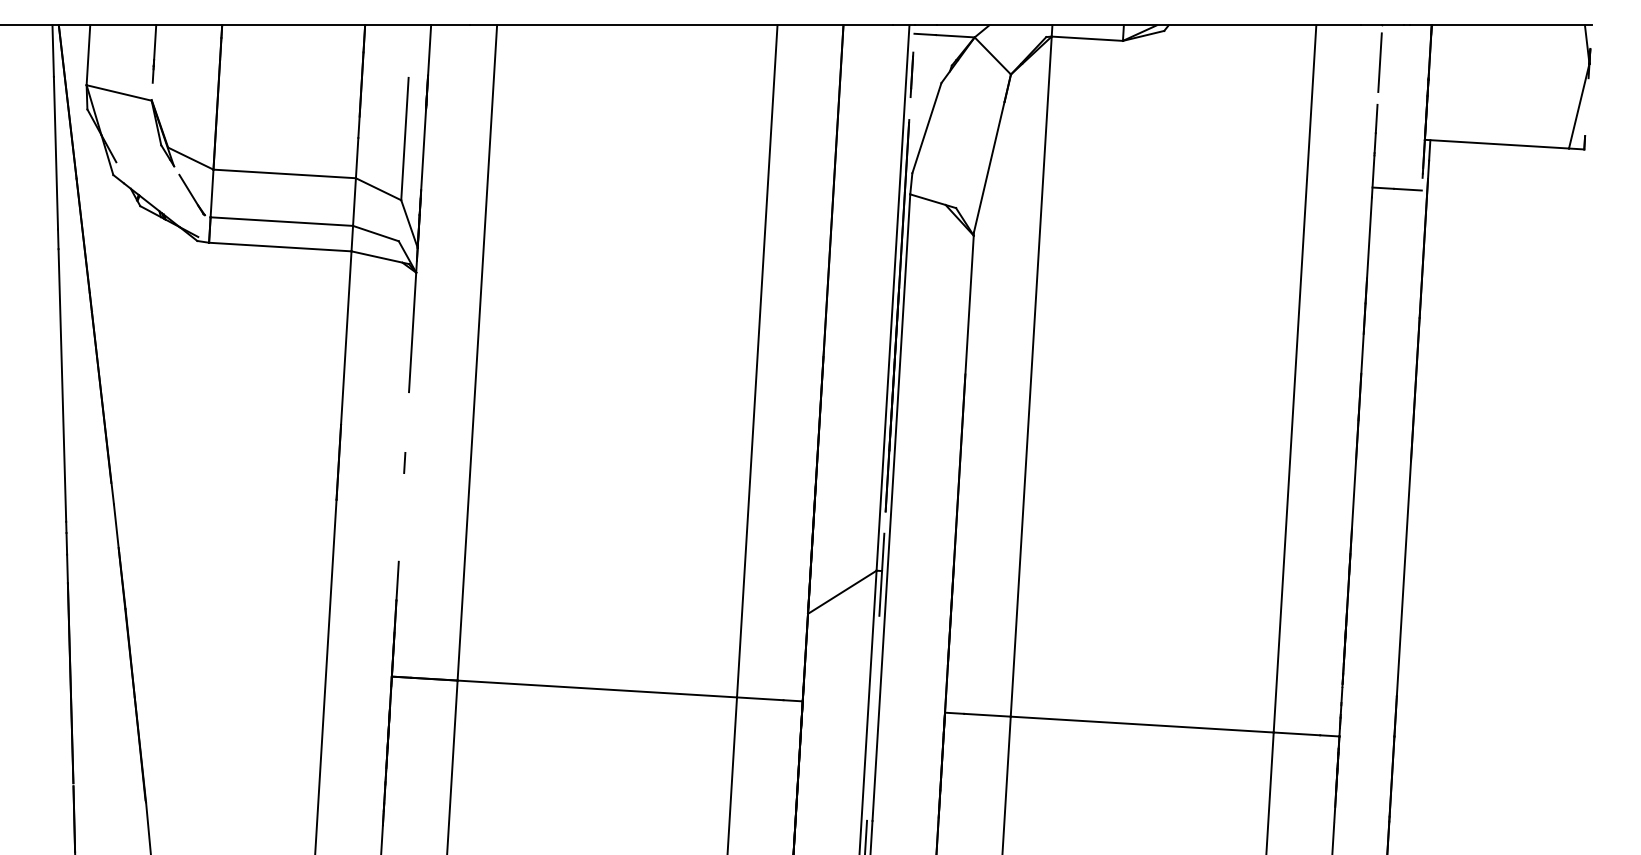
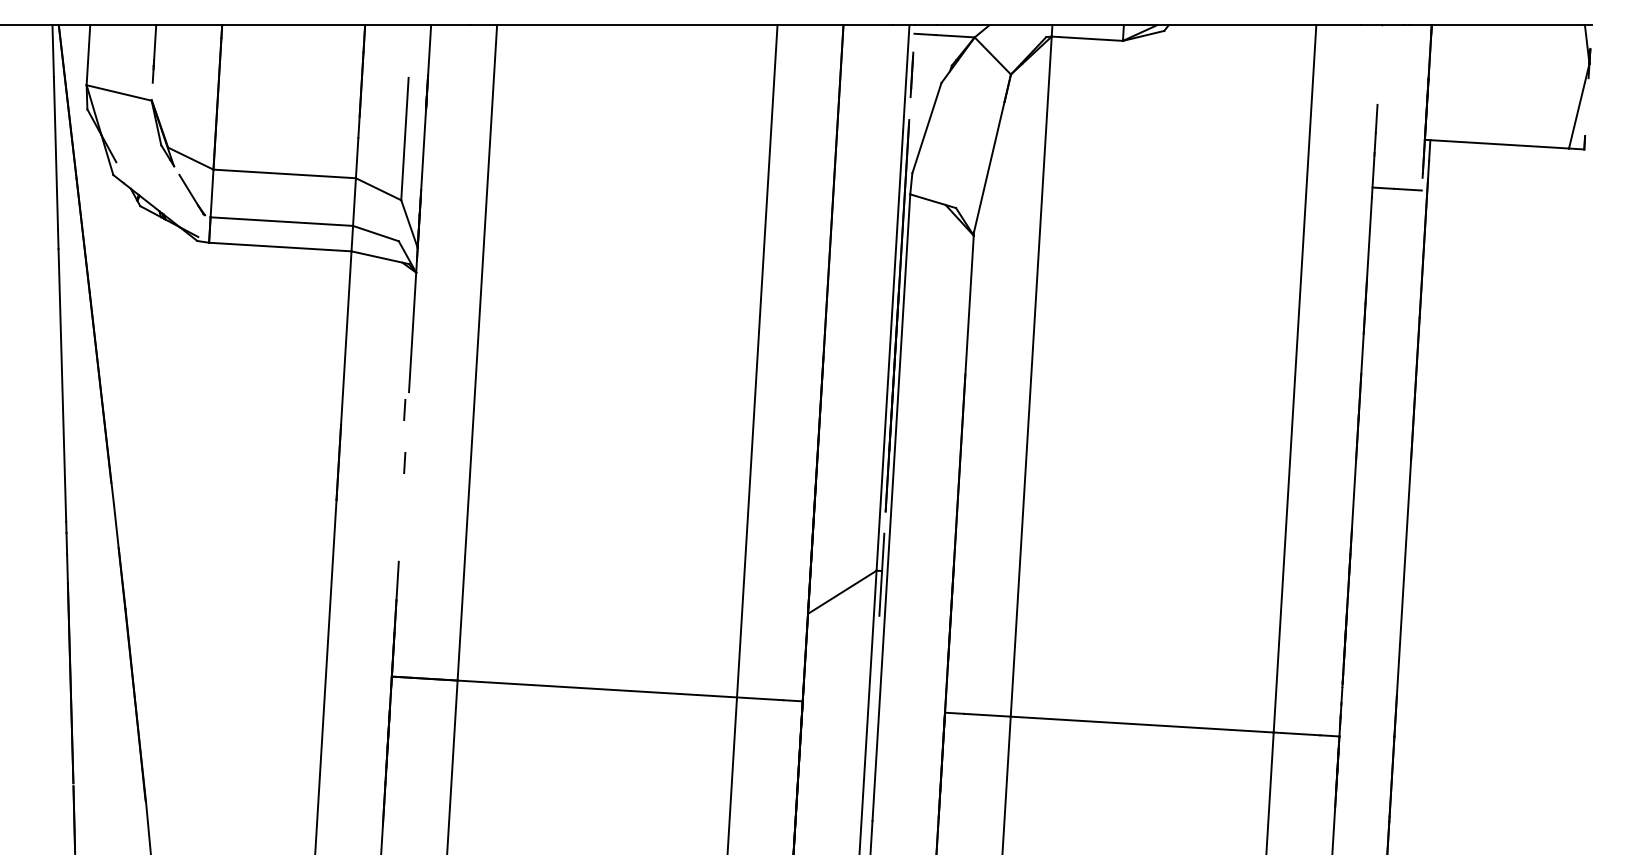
line: present -> none (1379, 62)
line: none -> present (404, 409)
line: present -> none (866, 835)
